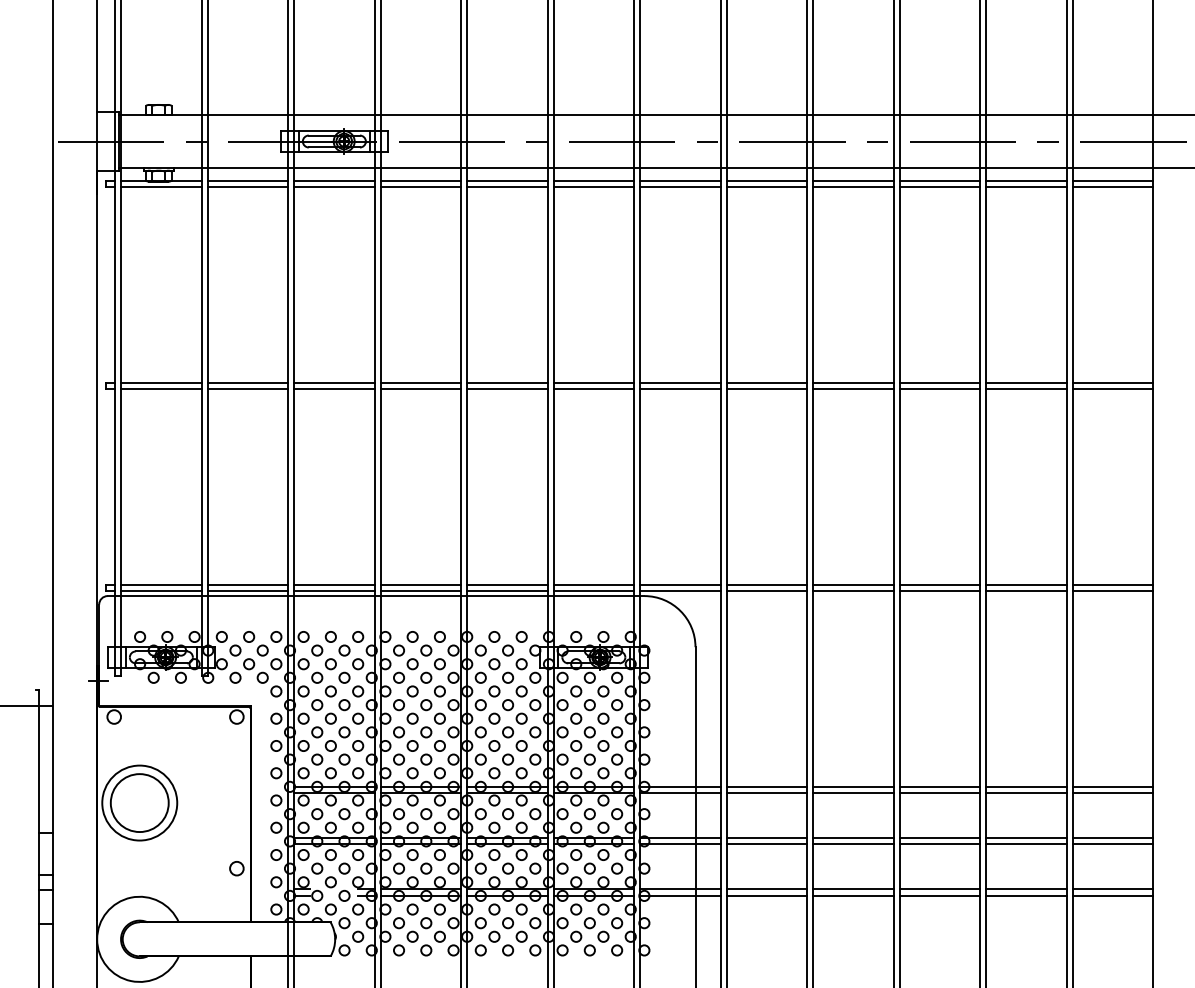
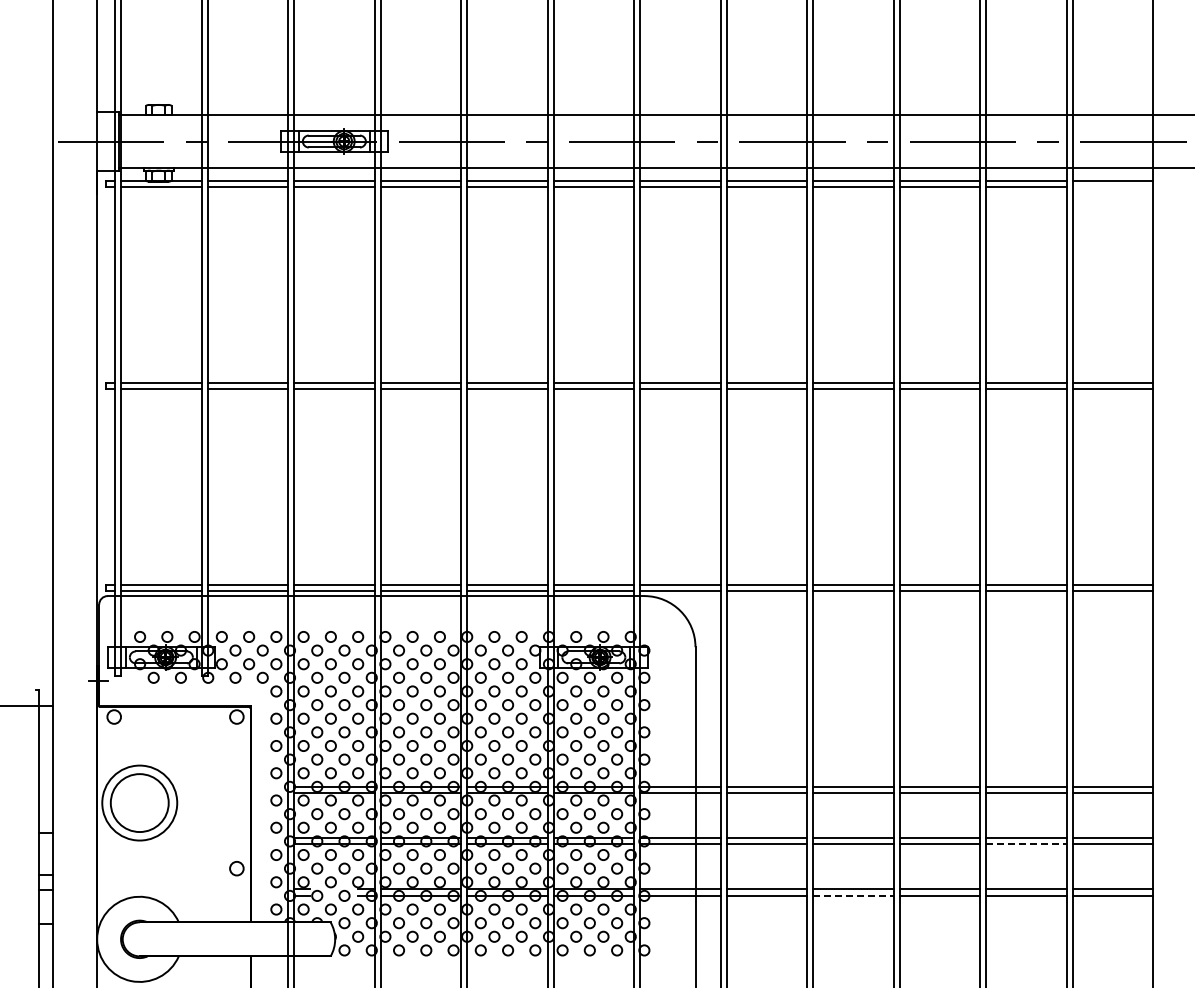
line: present -> none (1112, 186)
line: solid -> dashed (1026, 844)
line: solid -> dashed (853, 895)
